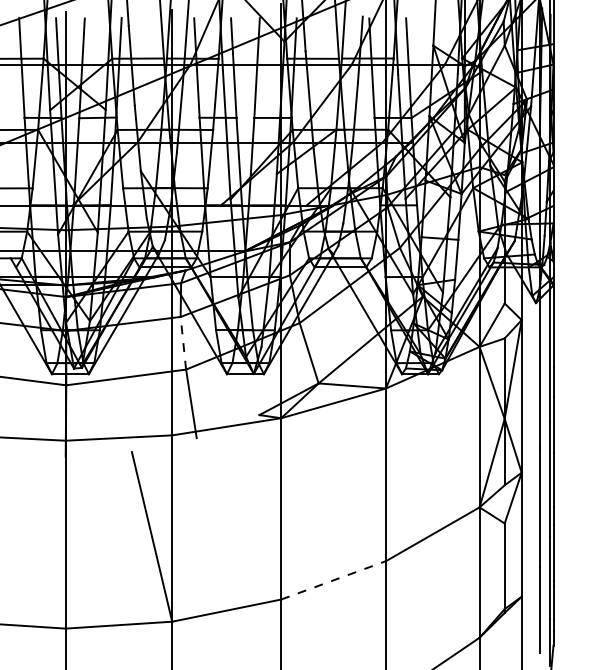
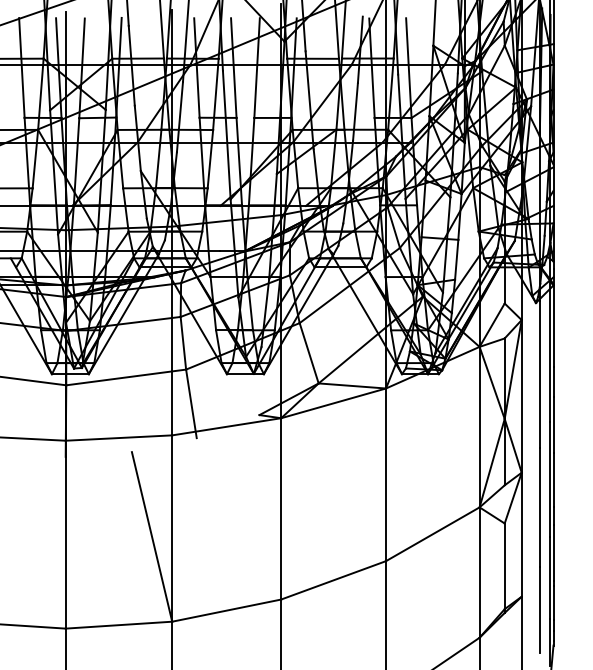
line: dashed -> solid (183, 342)
line: dashed -> solid (333, 580)
